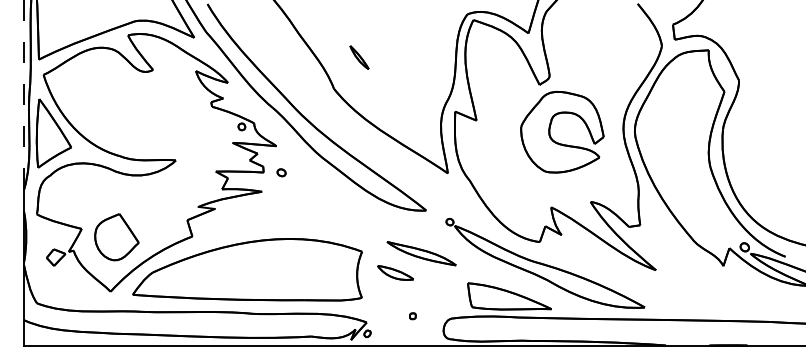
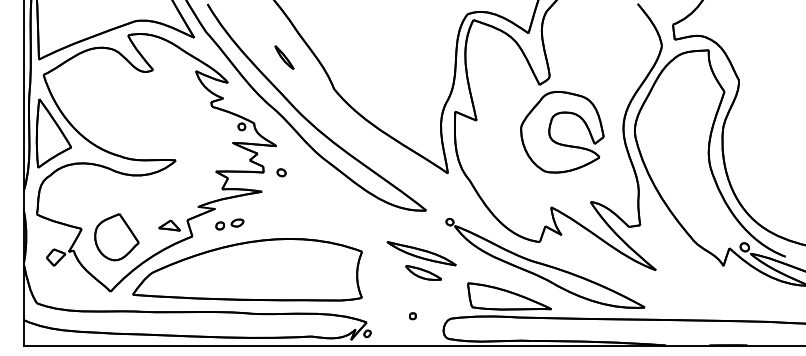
part position: (359, 57) -> (284, 57) (284, 57)
line: dashed -> solid (24, 94)
part: none -> present (229, 224)
part: none -> present (169, 225)
part position: (395, 272) -> (423, 272) (423, 272)
